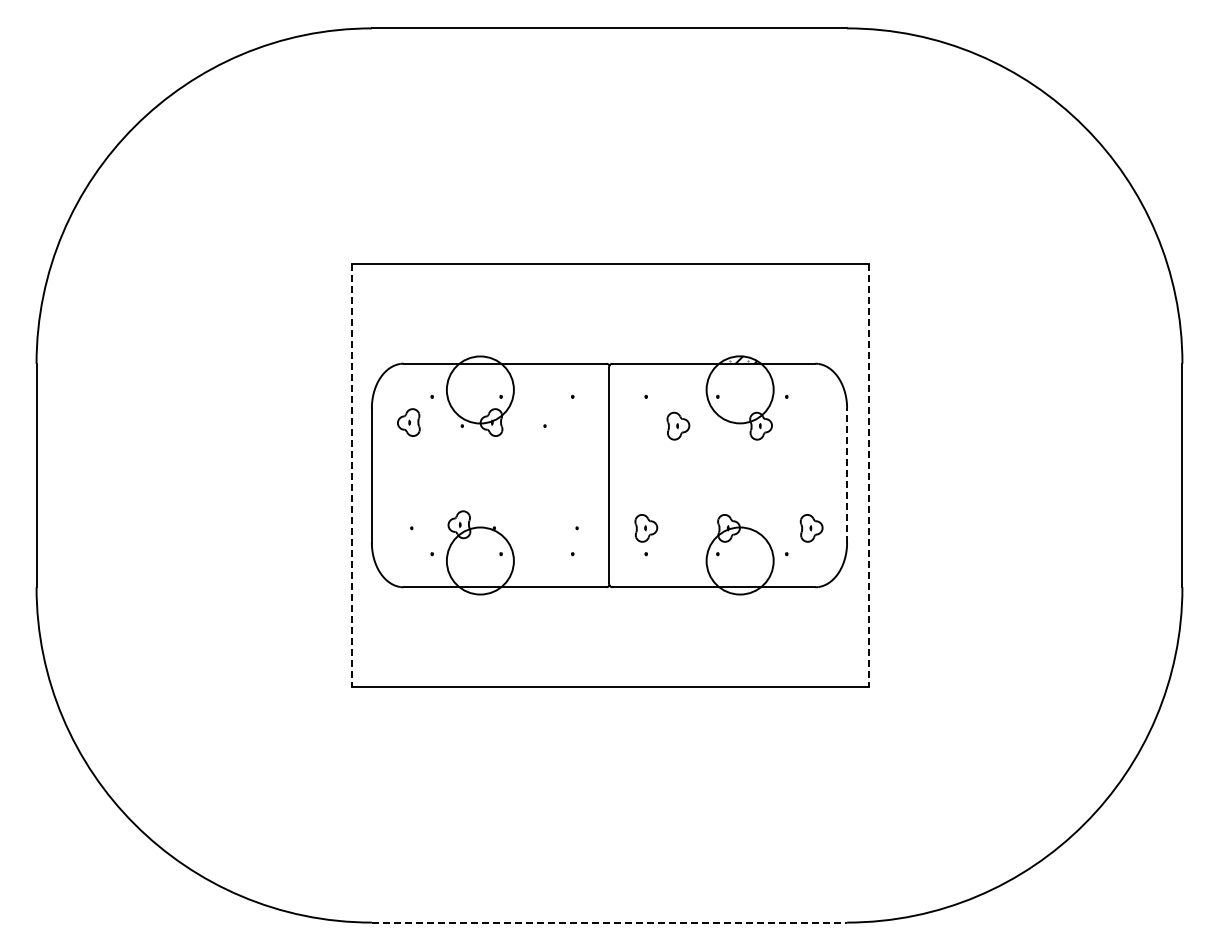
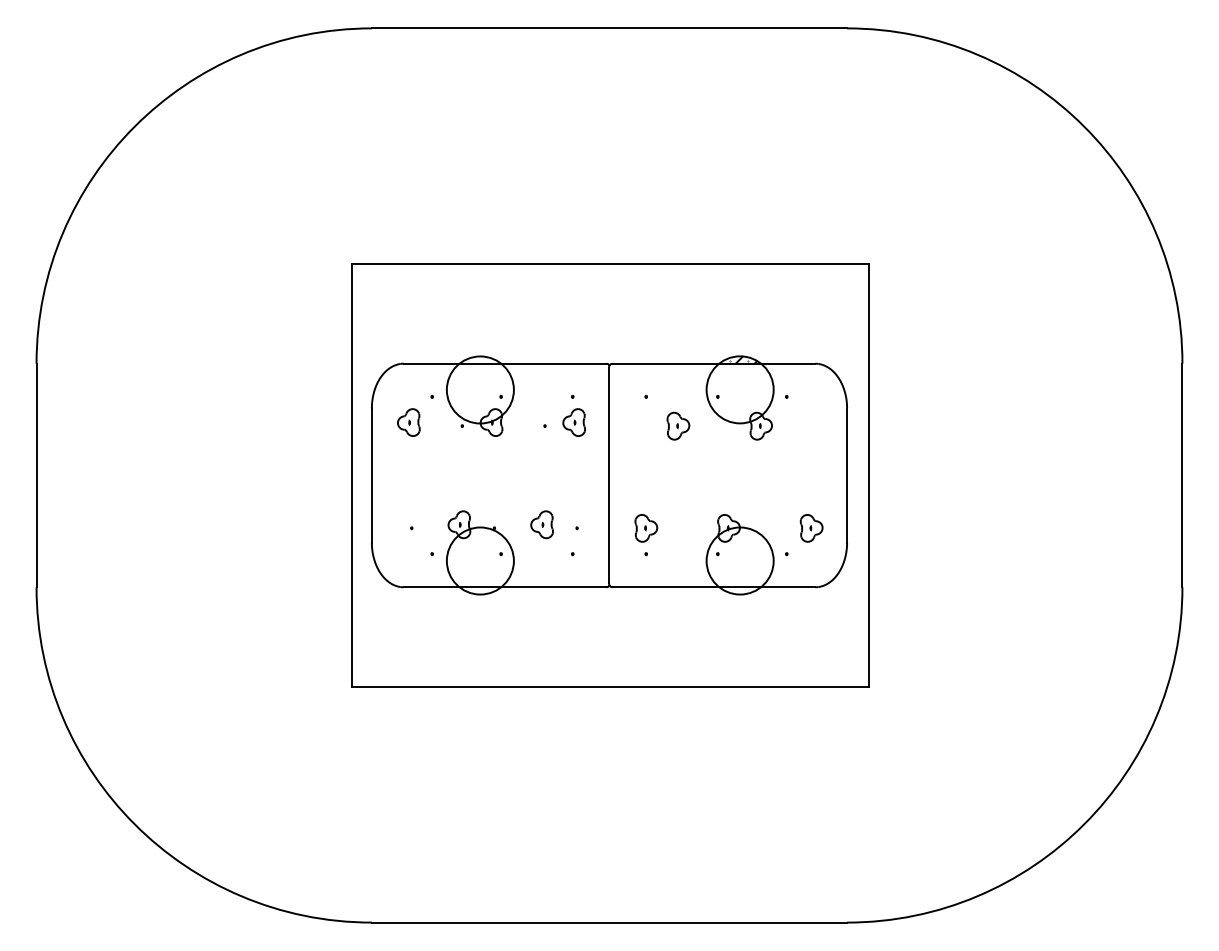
part: none -> present (573, 422)
line: dashed -> solid (352, 475)
line: dashed -> solid (847, 475)
line: dashed -> solid (868, 475)
part: none -> present (541, 524)
line: dashed -> solid (609, 922)
